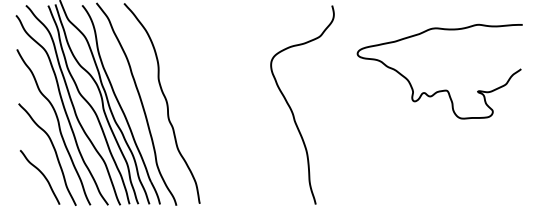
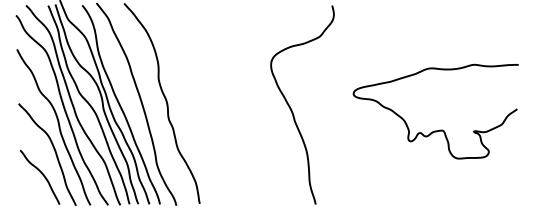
curve position: (443, 89) -> (439, 129) (439, 129)
